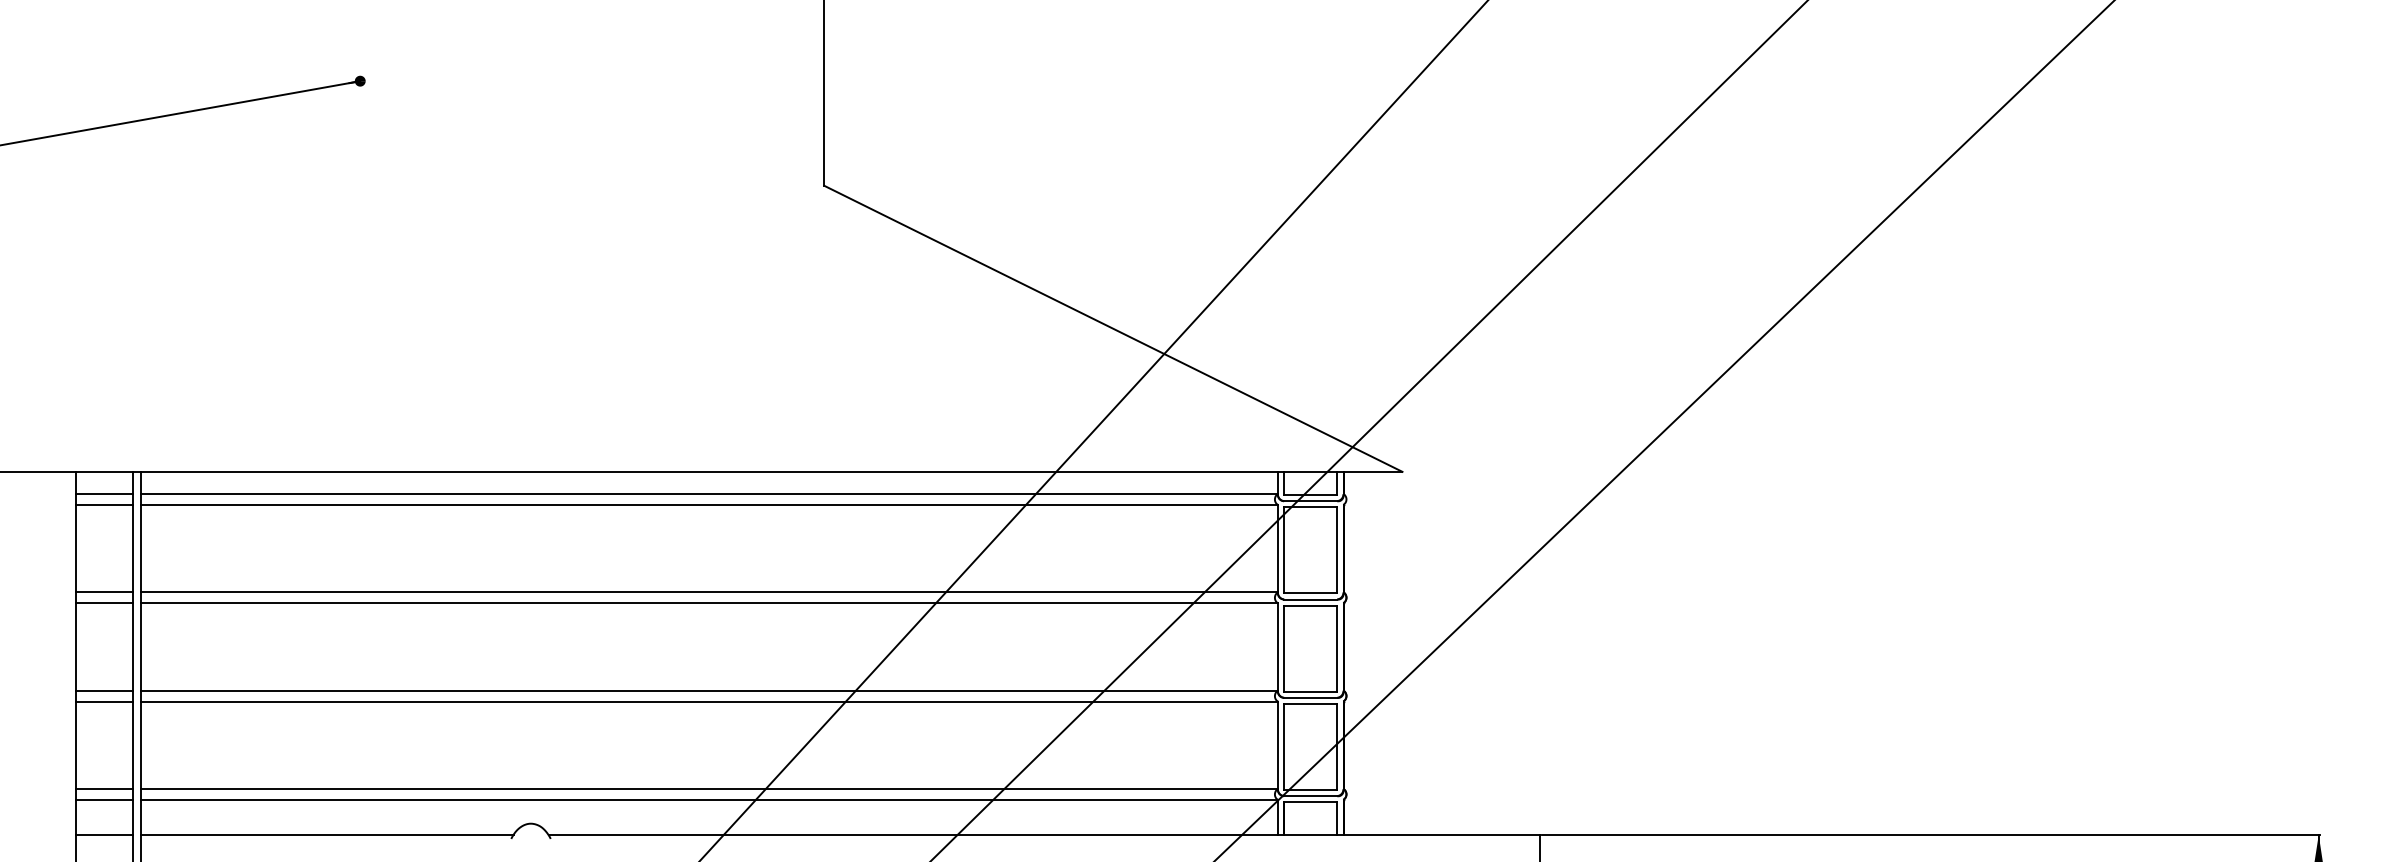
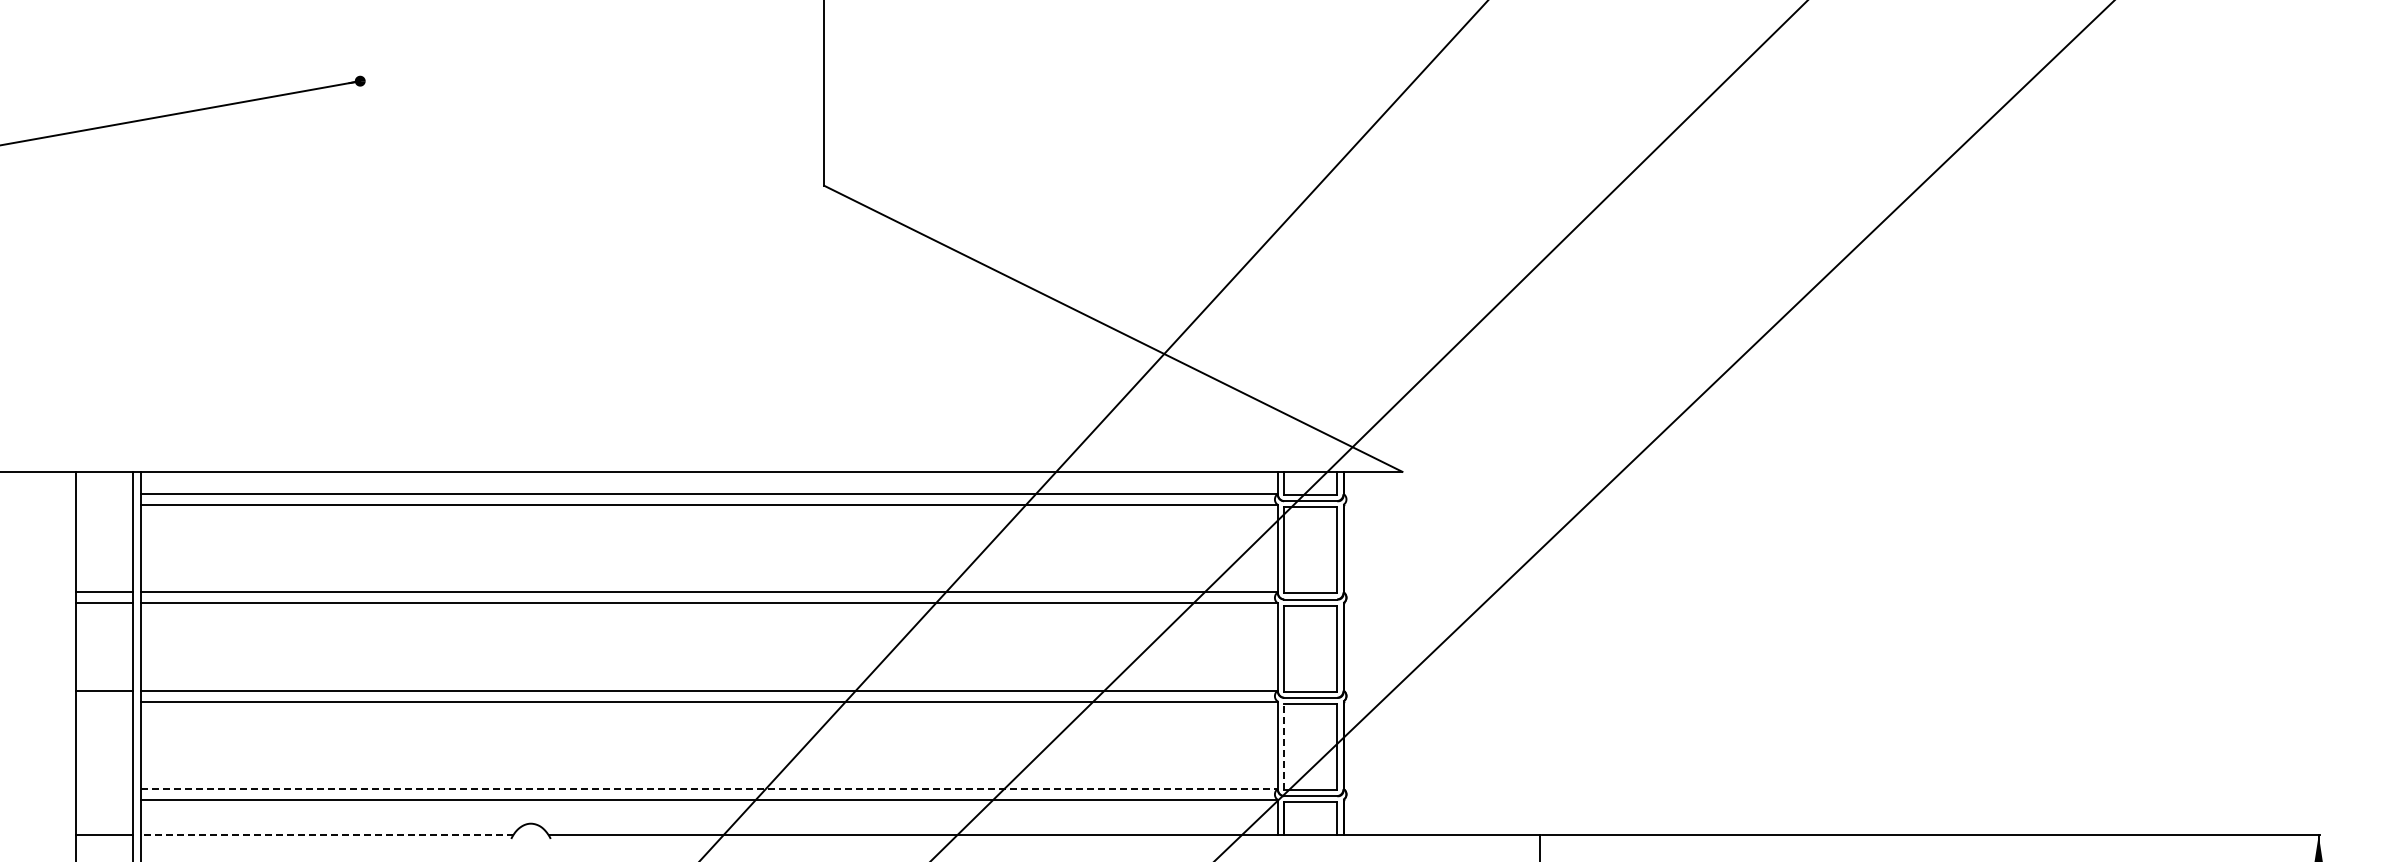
line: present -> none (104, 494)
line: present -> none (104, 504)
line: present -> none (104, 701)
line: solid -> dashed (1284, 746)
line: present -> none (104, 789)
line: solid -> dashed (710, 789)
line: present -> none (104, 799)
line: solid -> dashed (326, 835)
